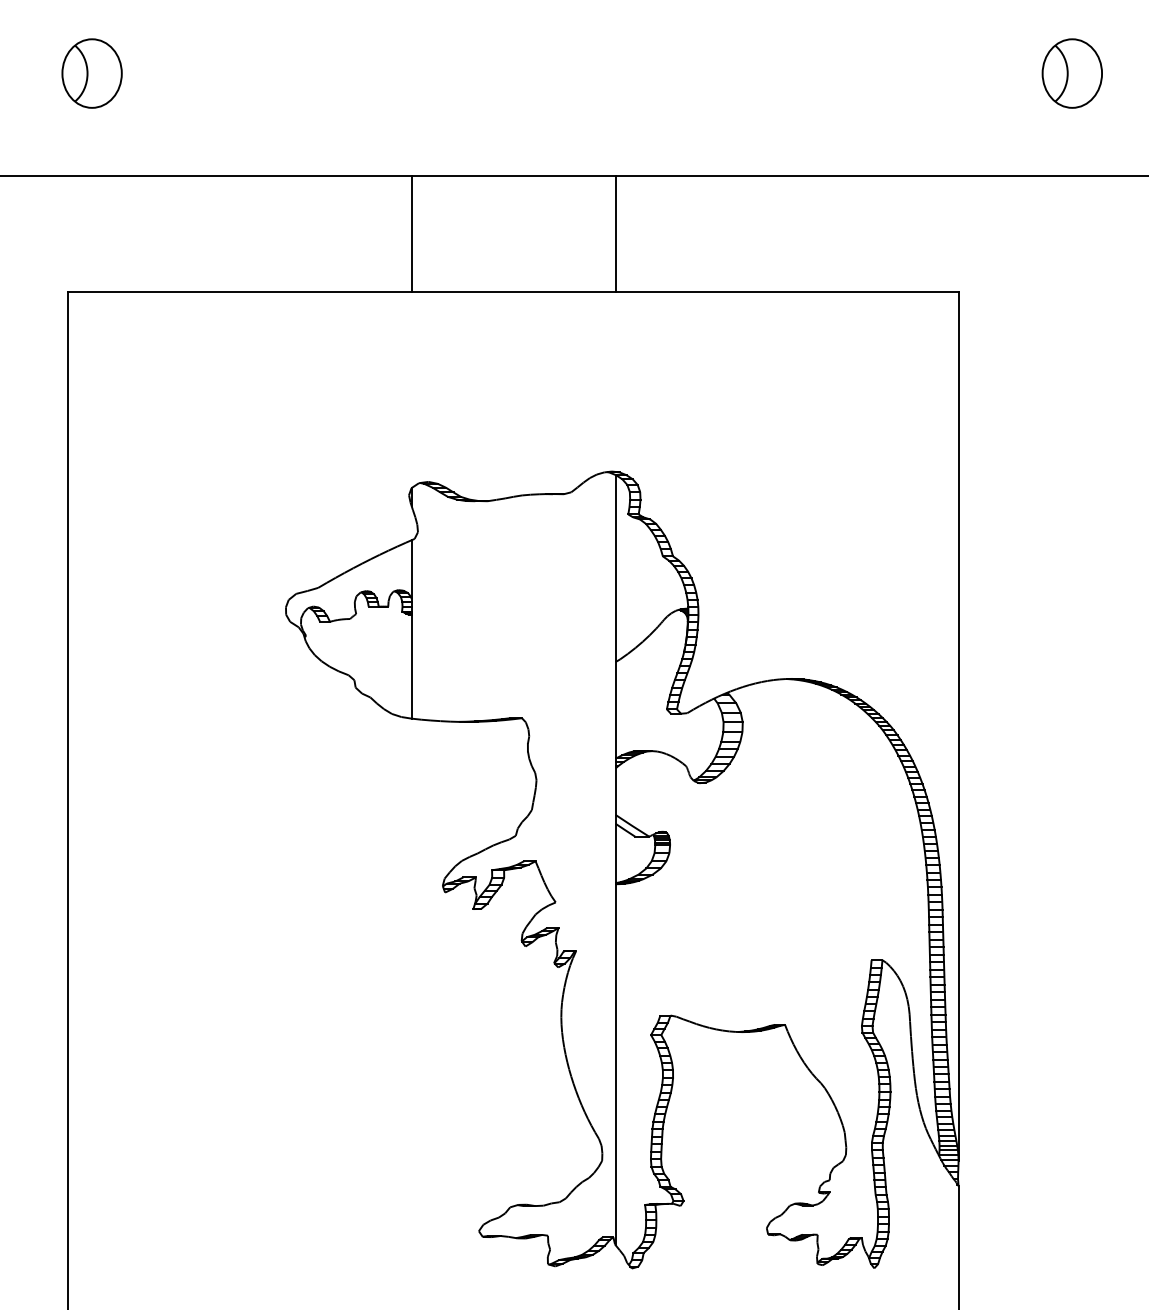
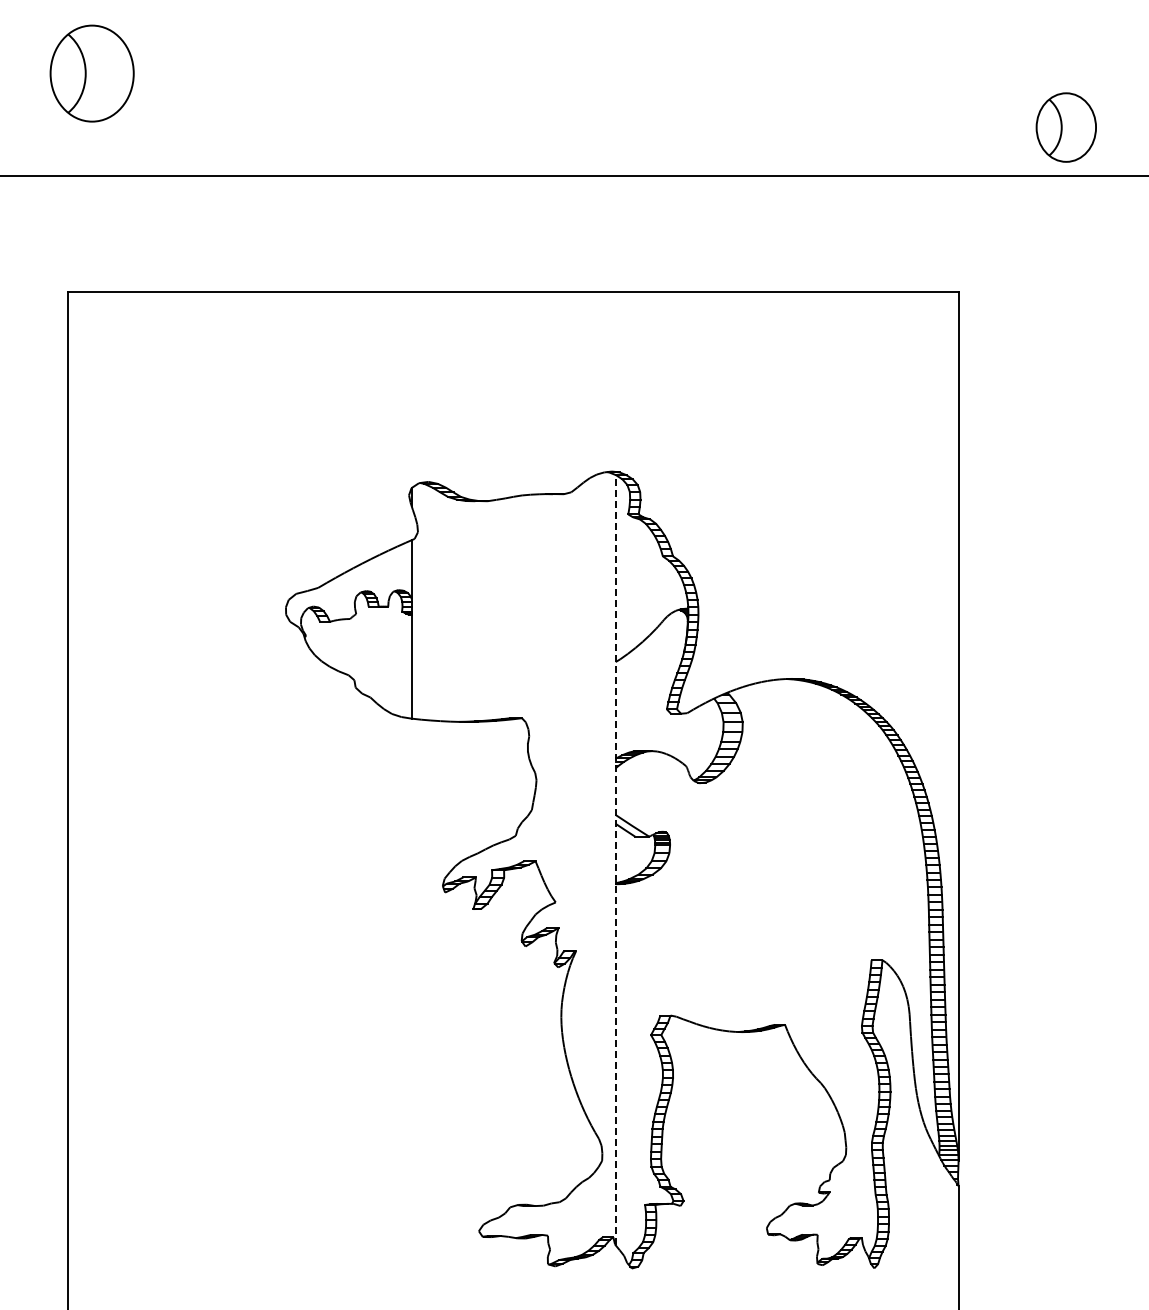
part size: 62x71 px -> 86x99 px (91, 73)
part position: (1071, 73) -> (1065, 127) (1065, 127)
line: present -> none (411, 234)
line: present -> none (615, 234)
line: solid -> dashed (615, 859)
